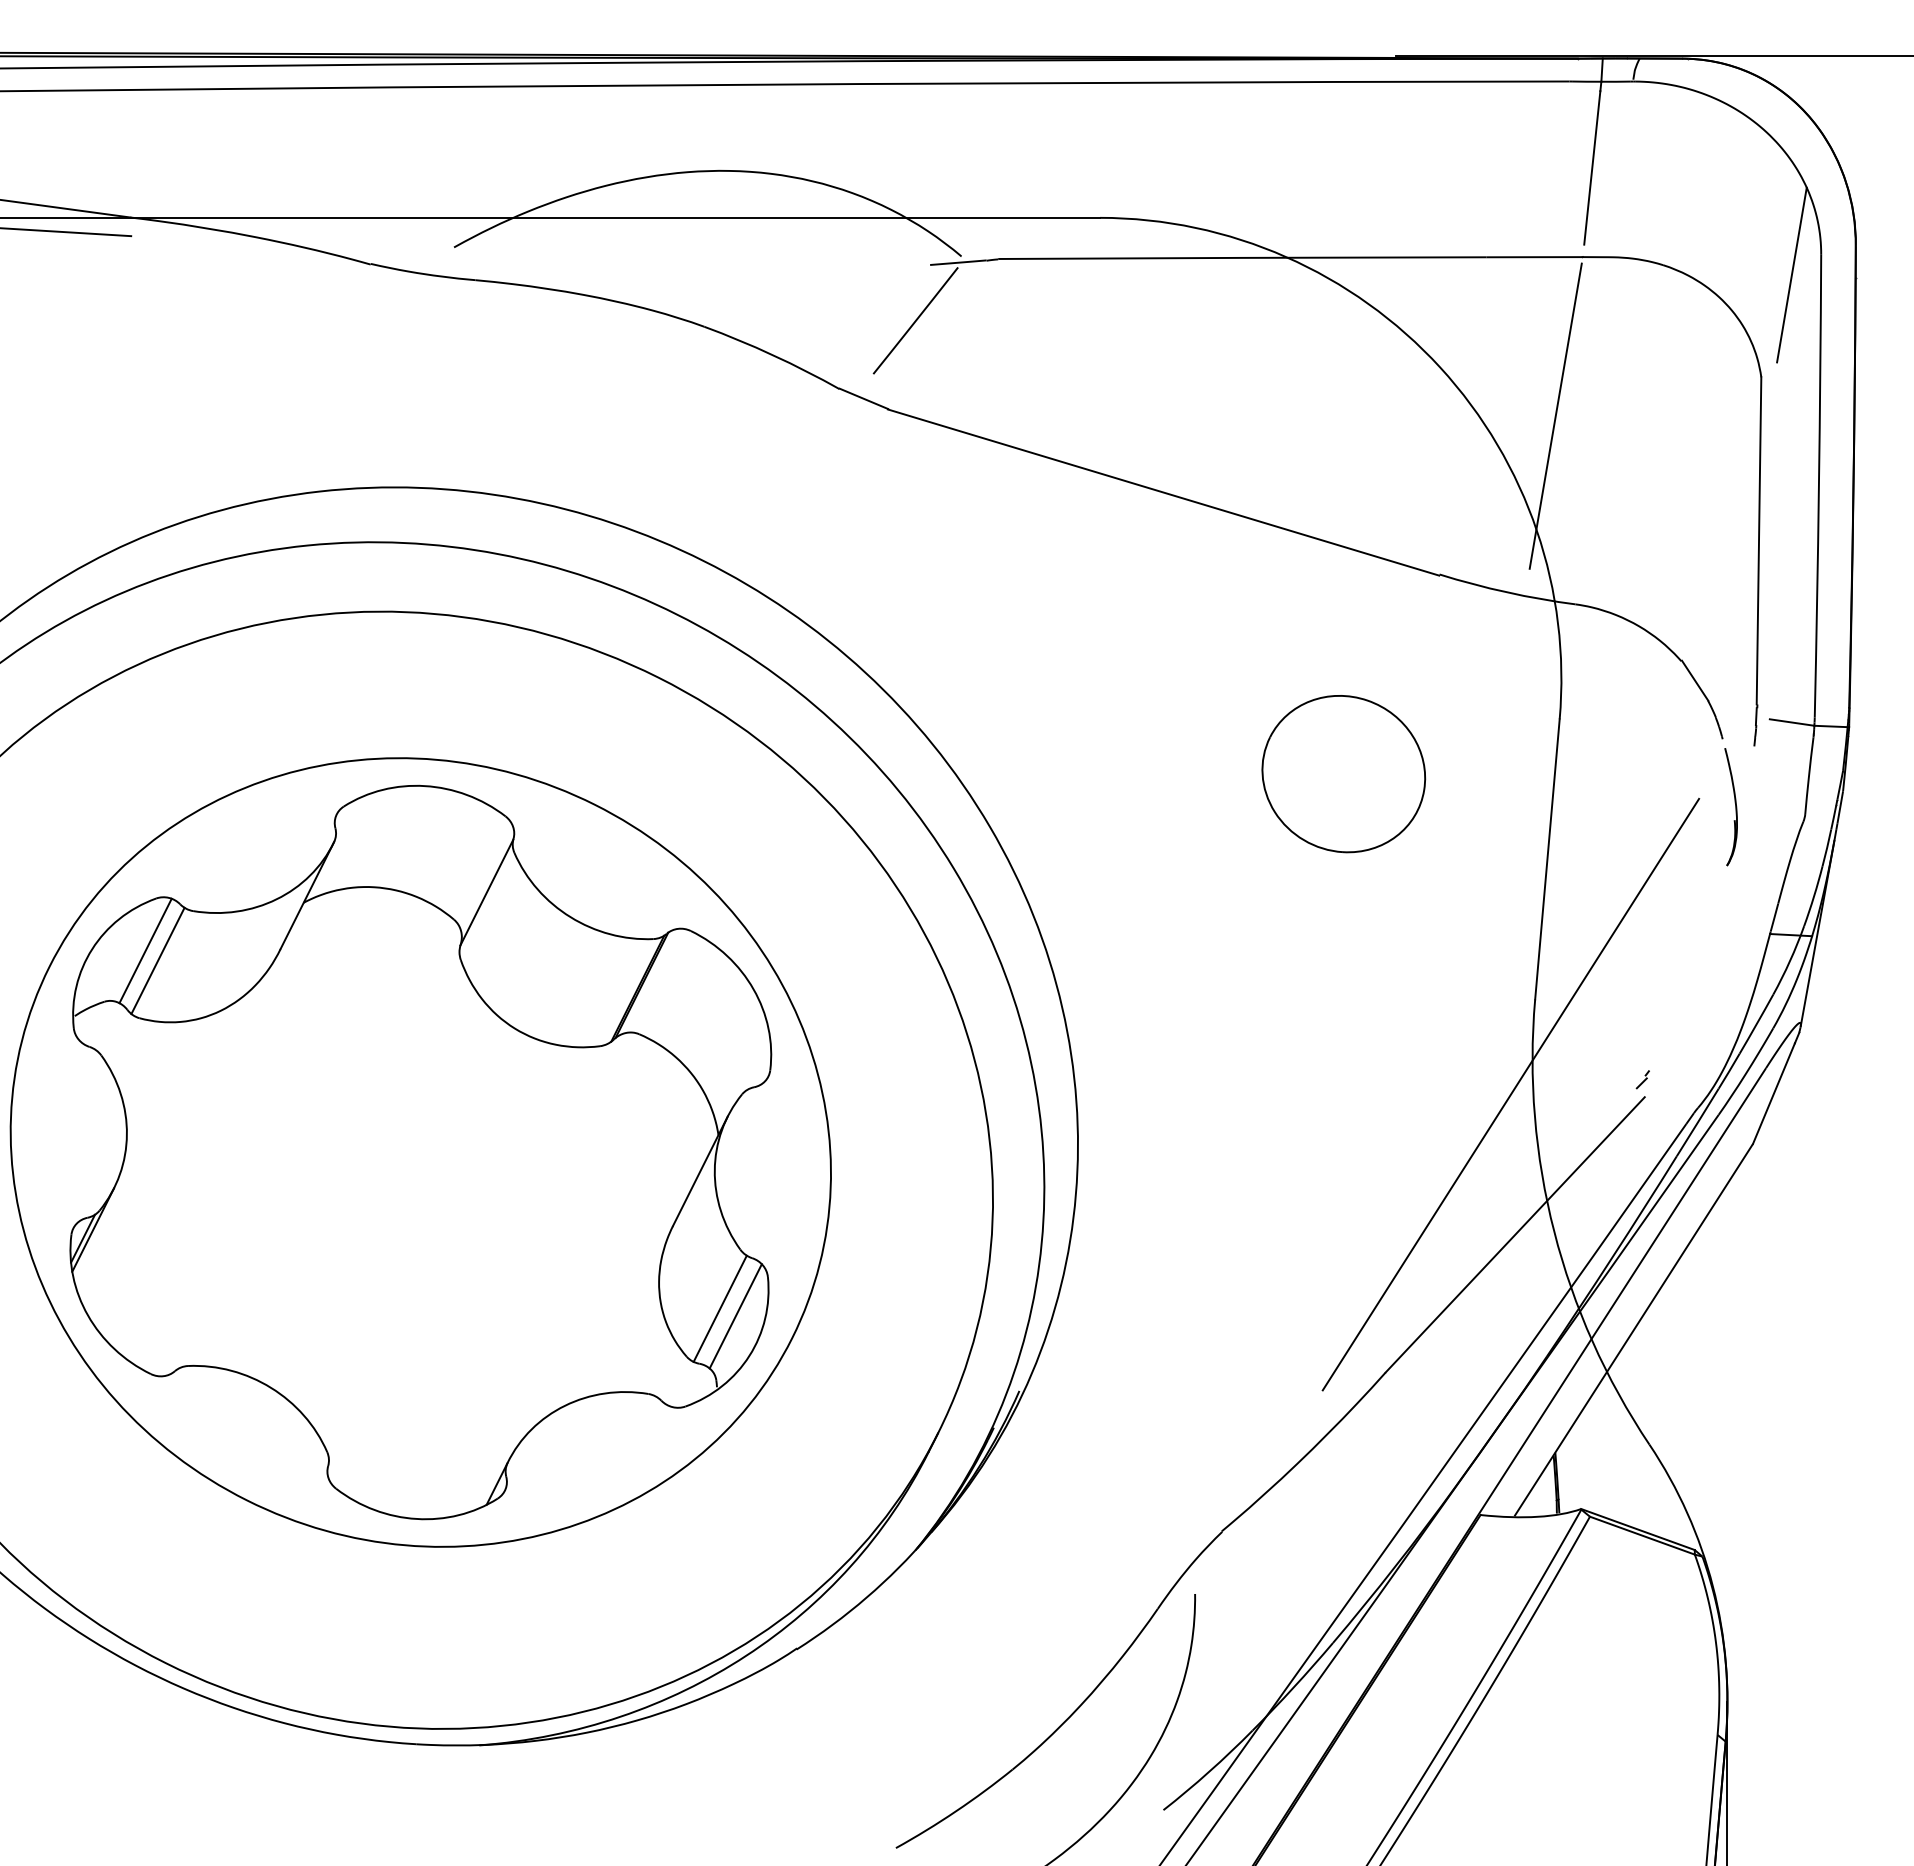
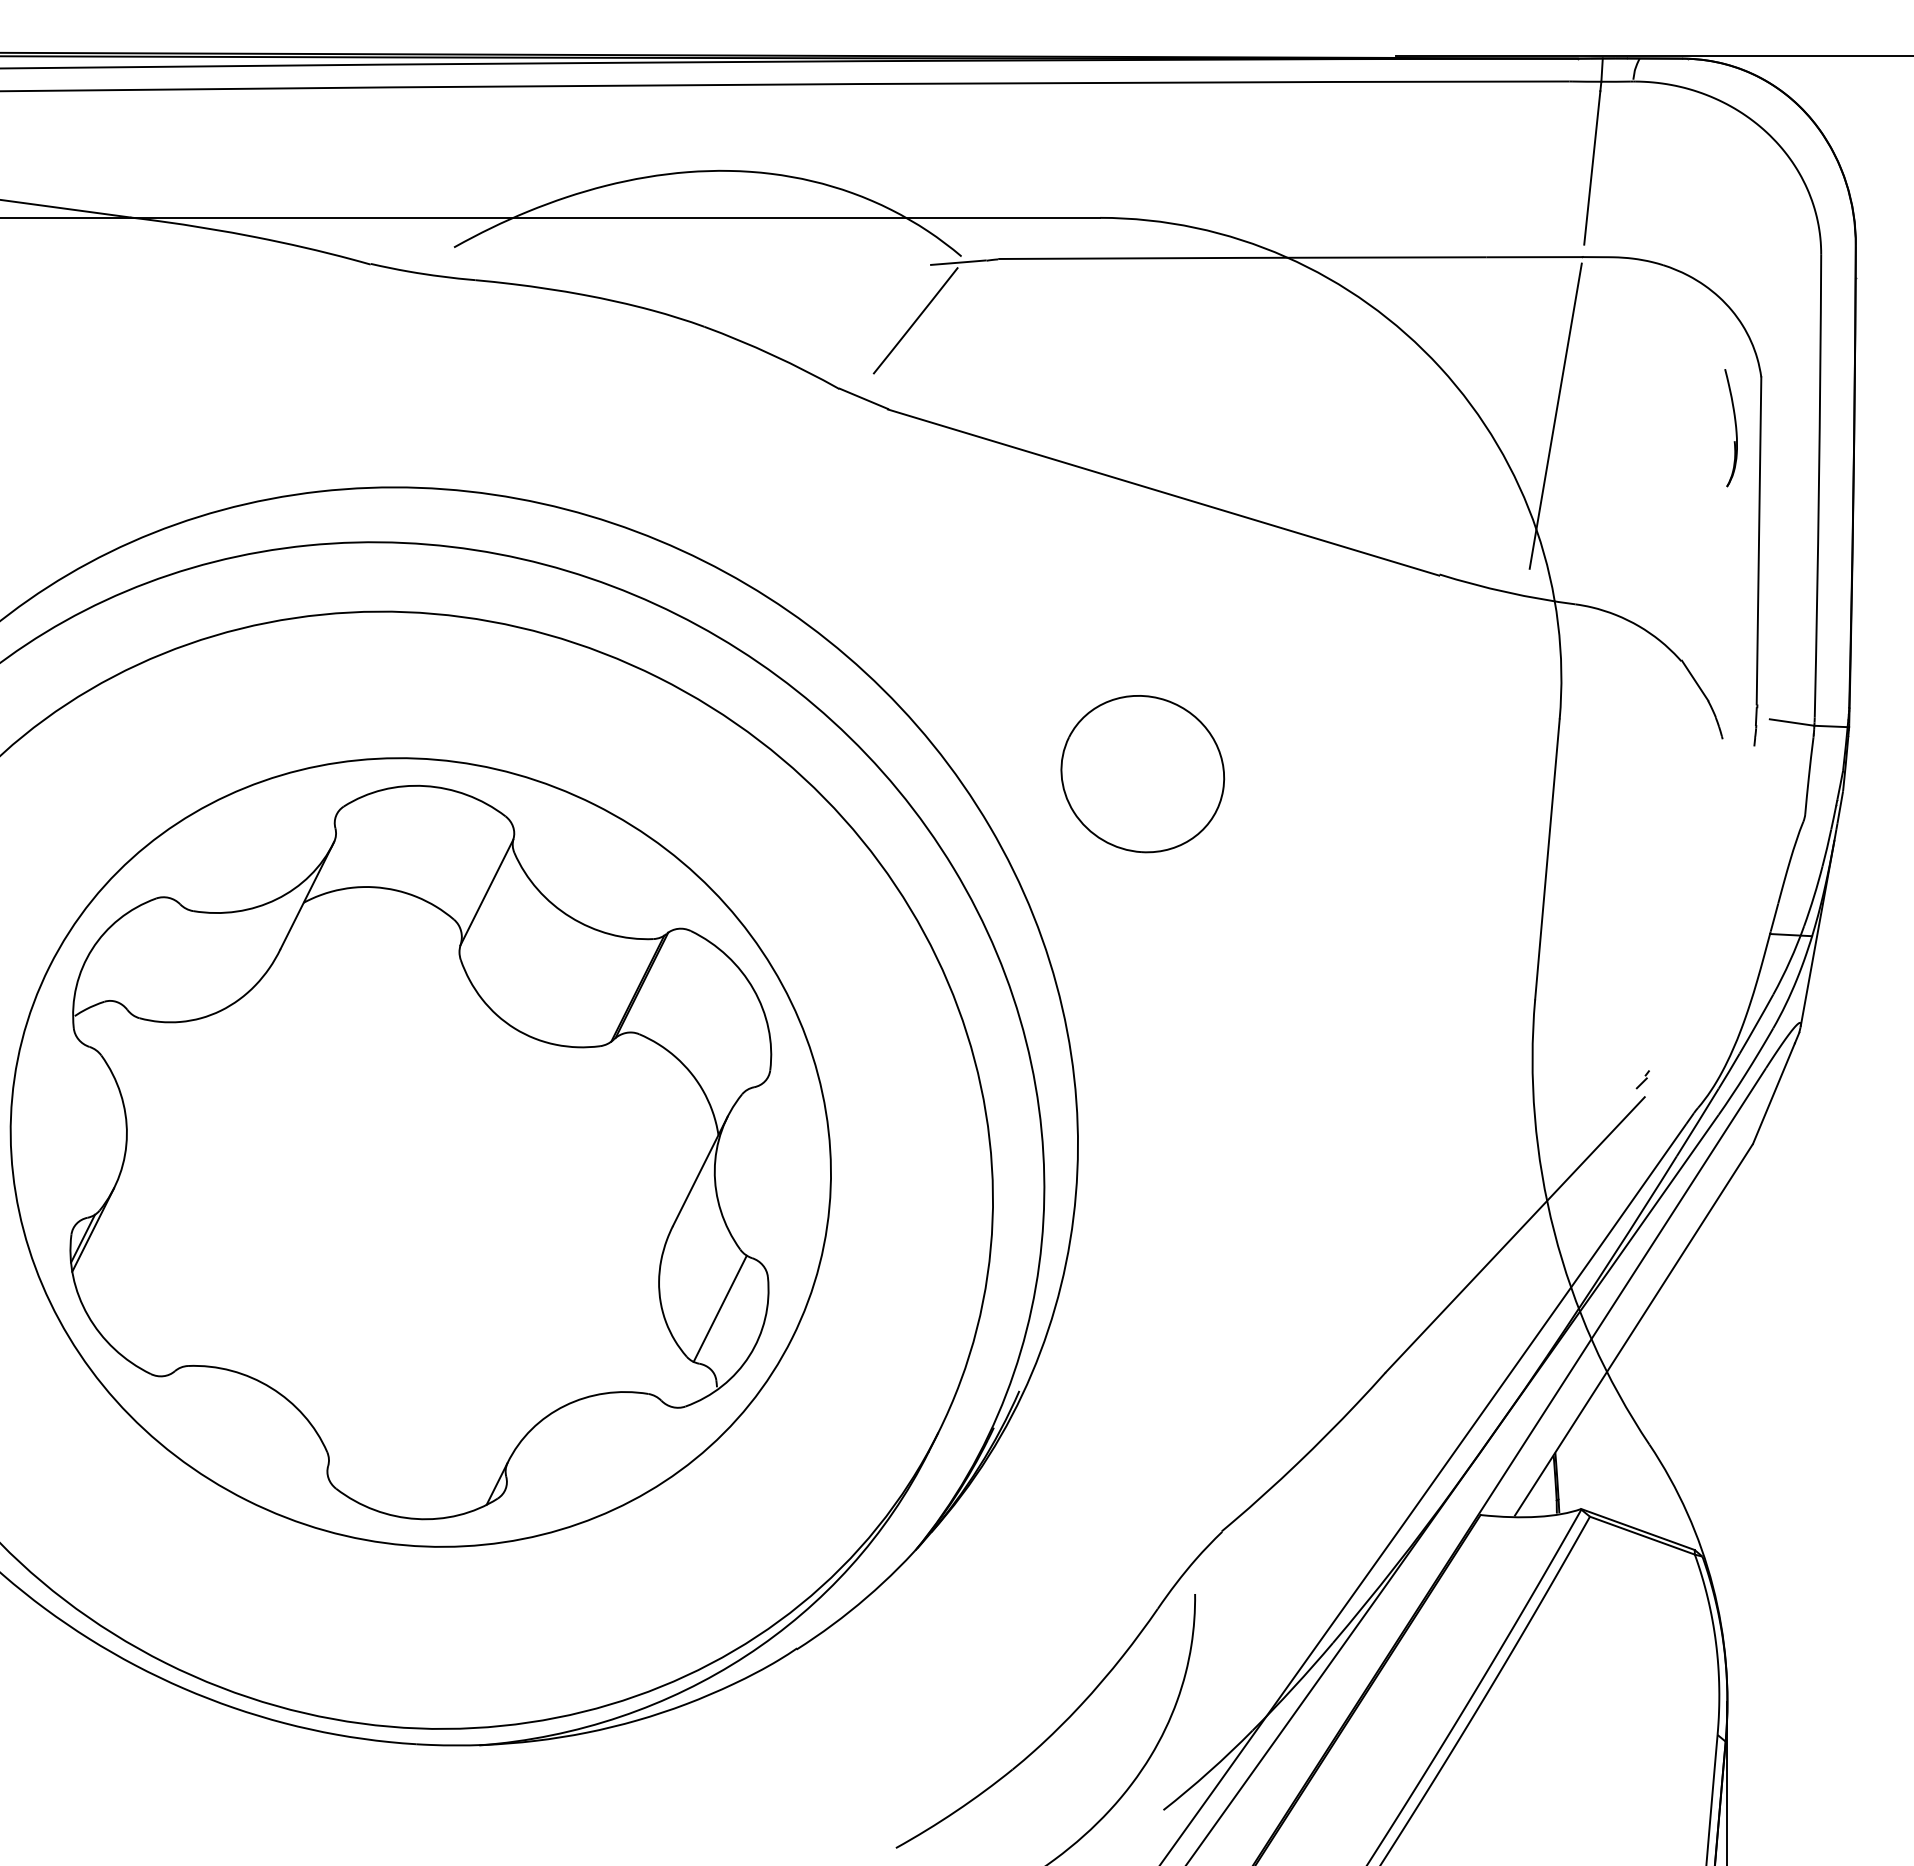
line: present -> none (66, 232)
line: present -> none (1791, 274)
part position: (1343, 774) -> (1142, 774) (1142, 774)
part position: (1730, 807) -> (1730, 428) (1730, 428)
line: present -> none (145, 950)
line: present -> none (157, 960)
line: present -> none (1510, 1094)
line: present -> none (735, 1316)
